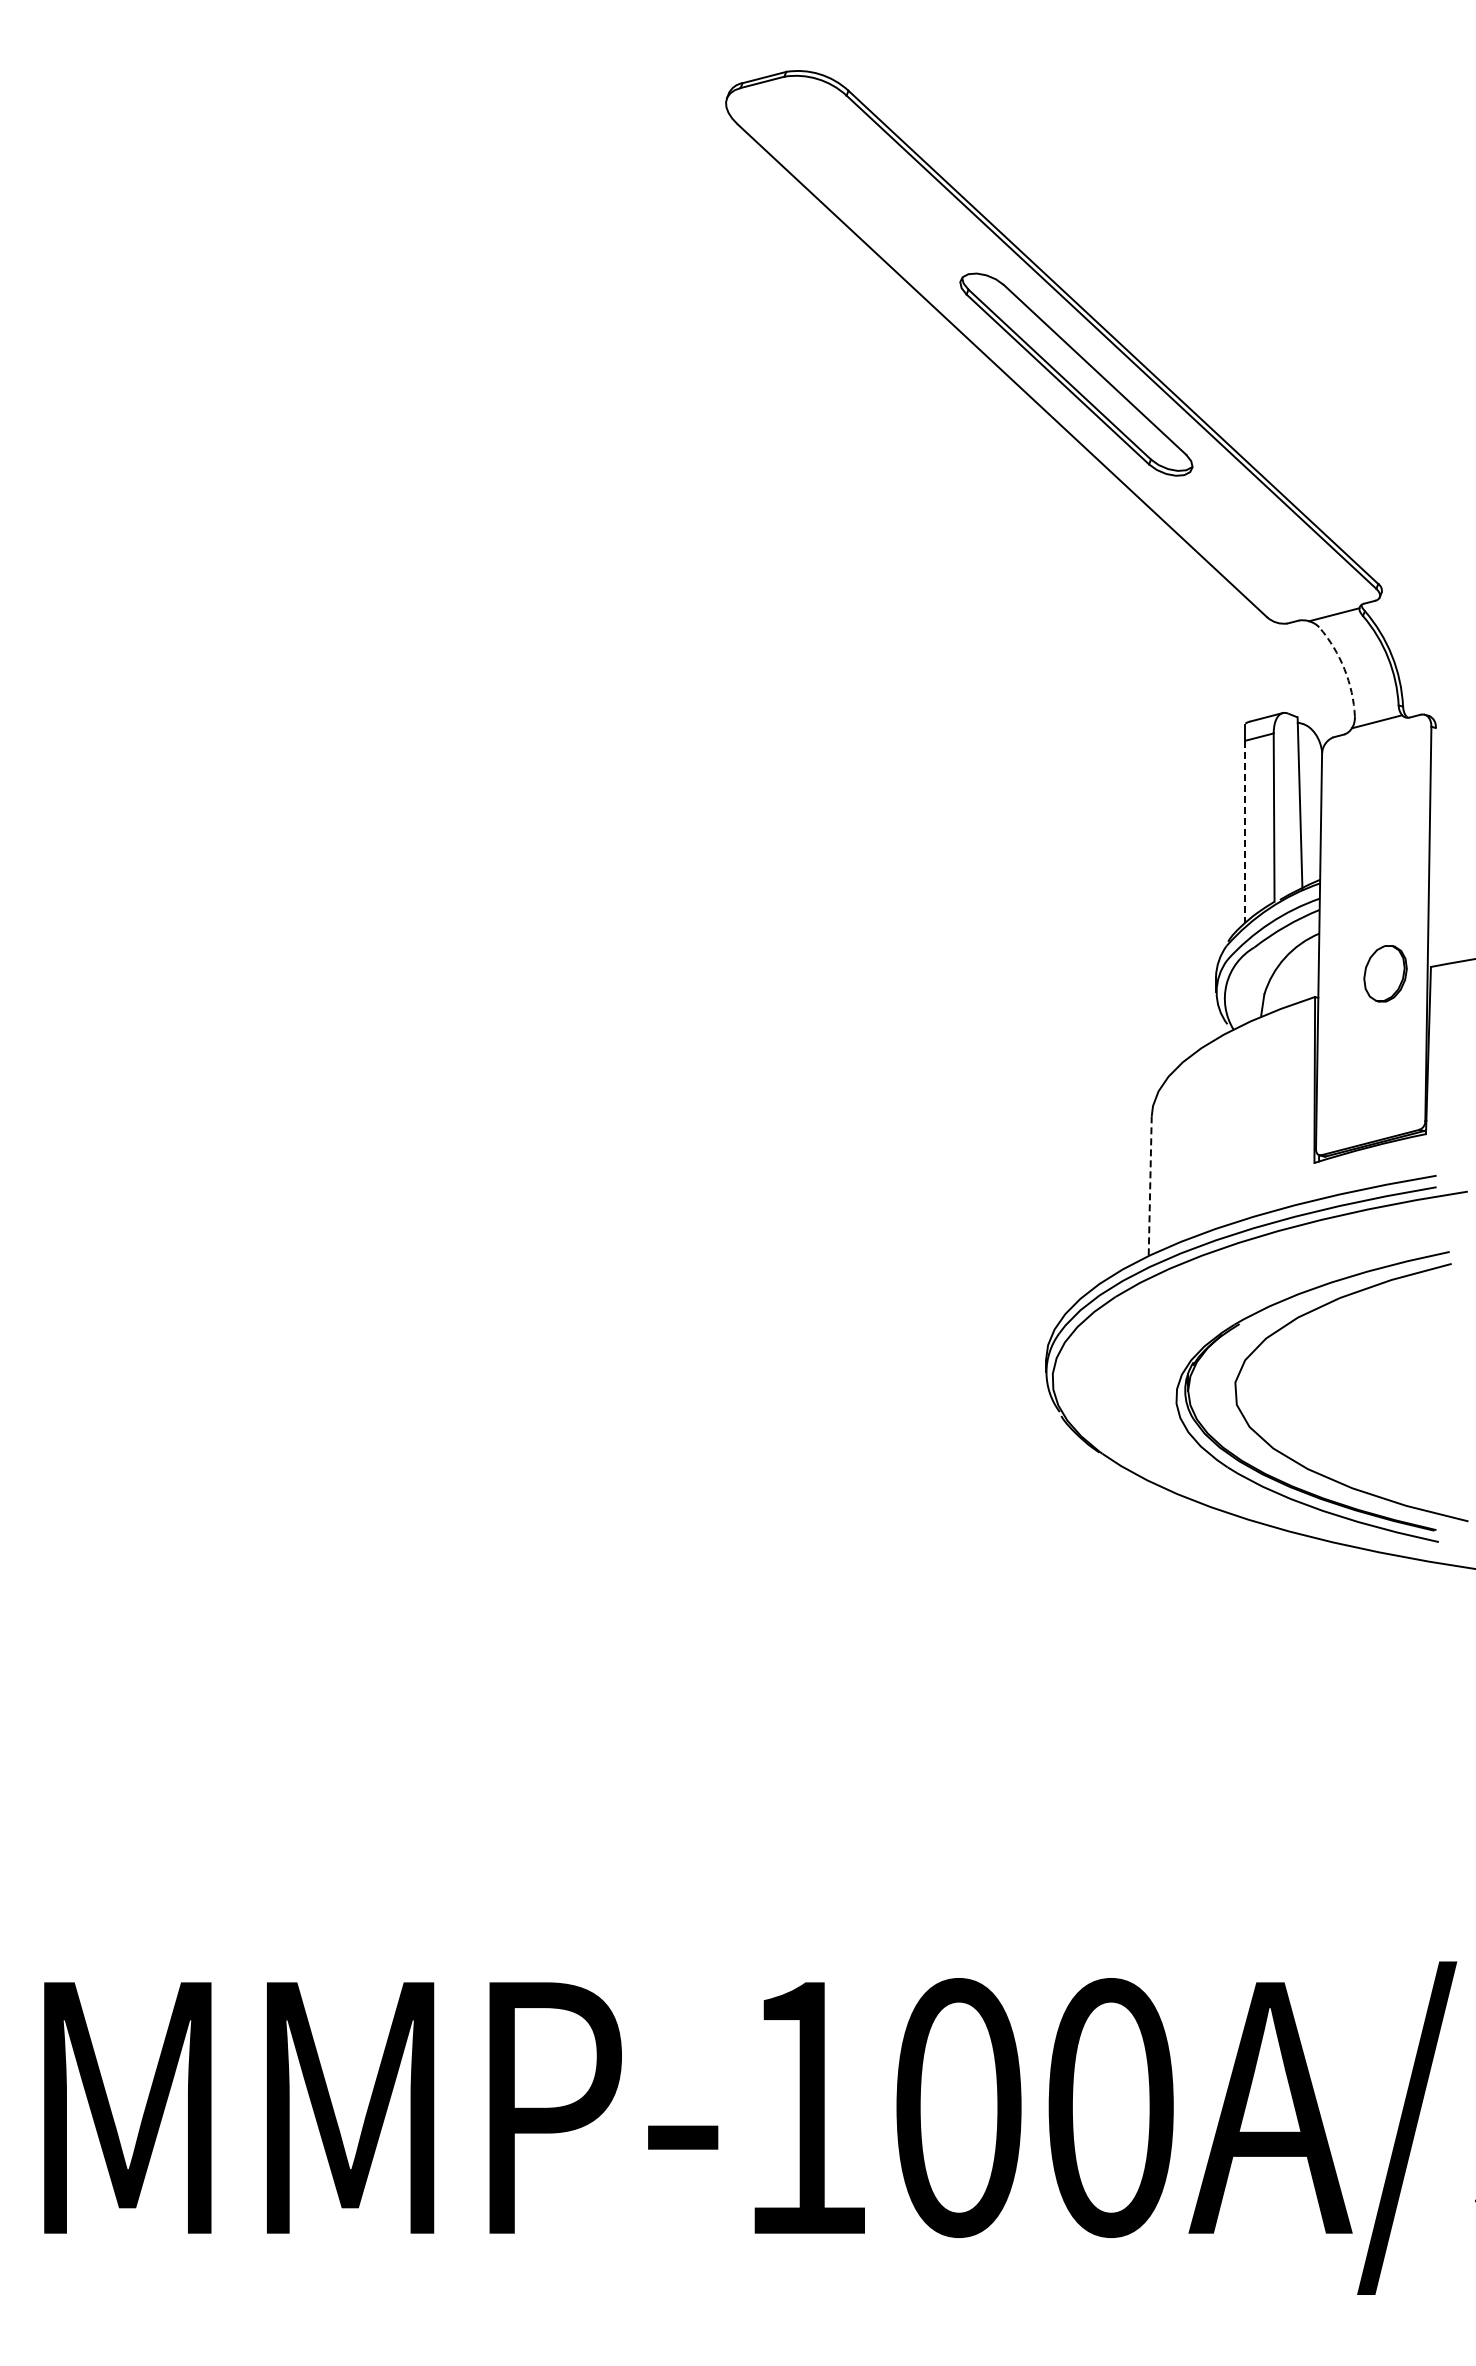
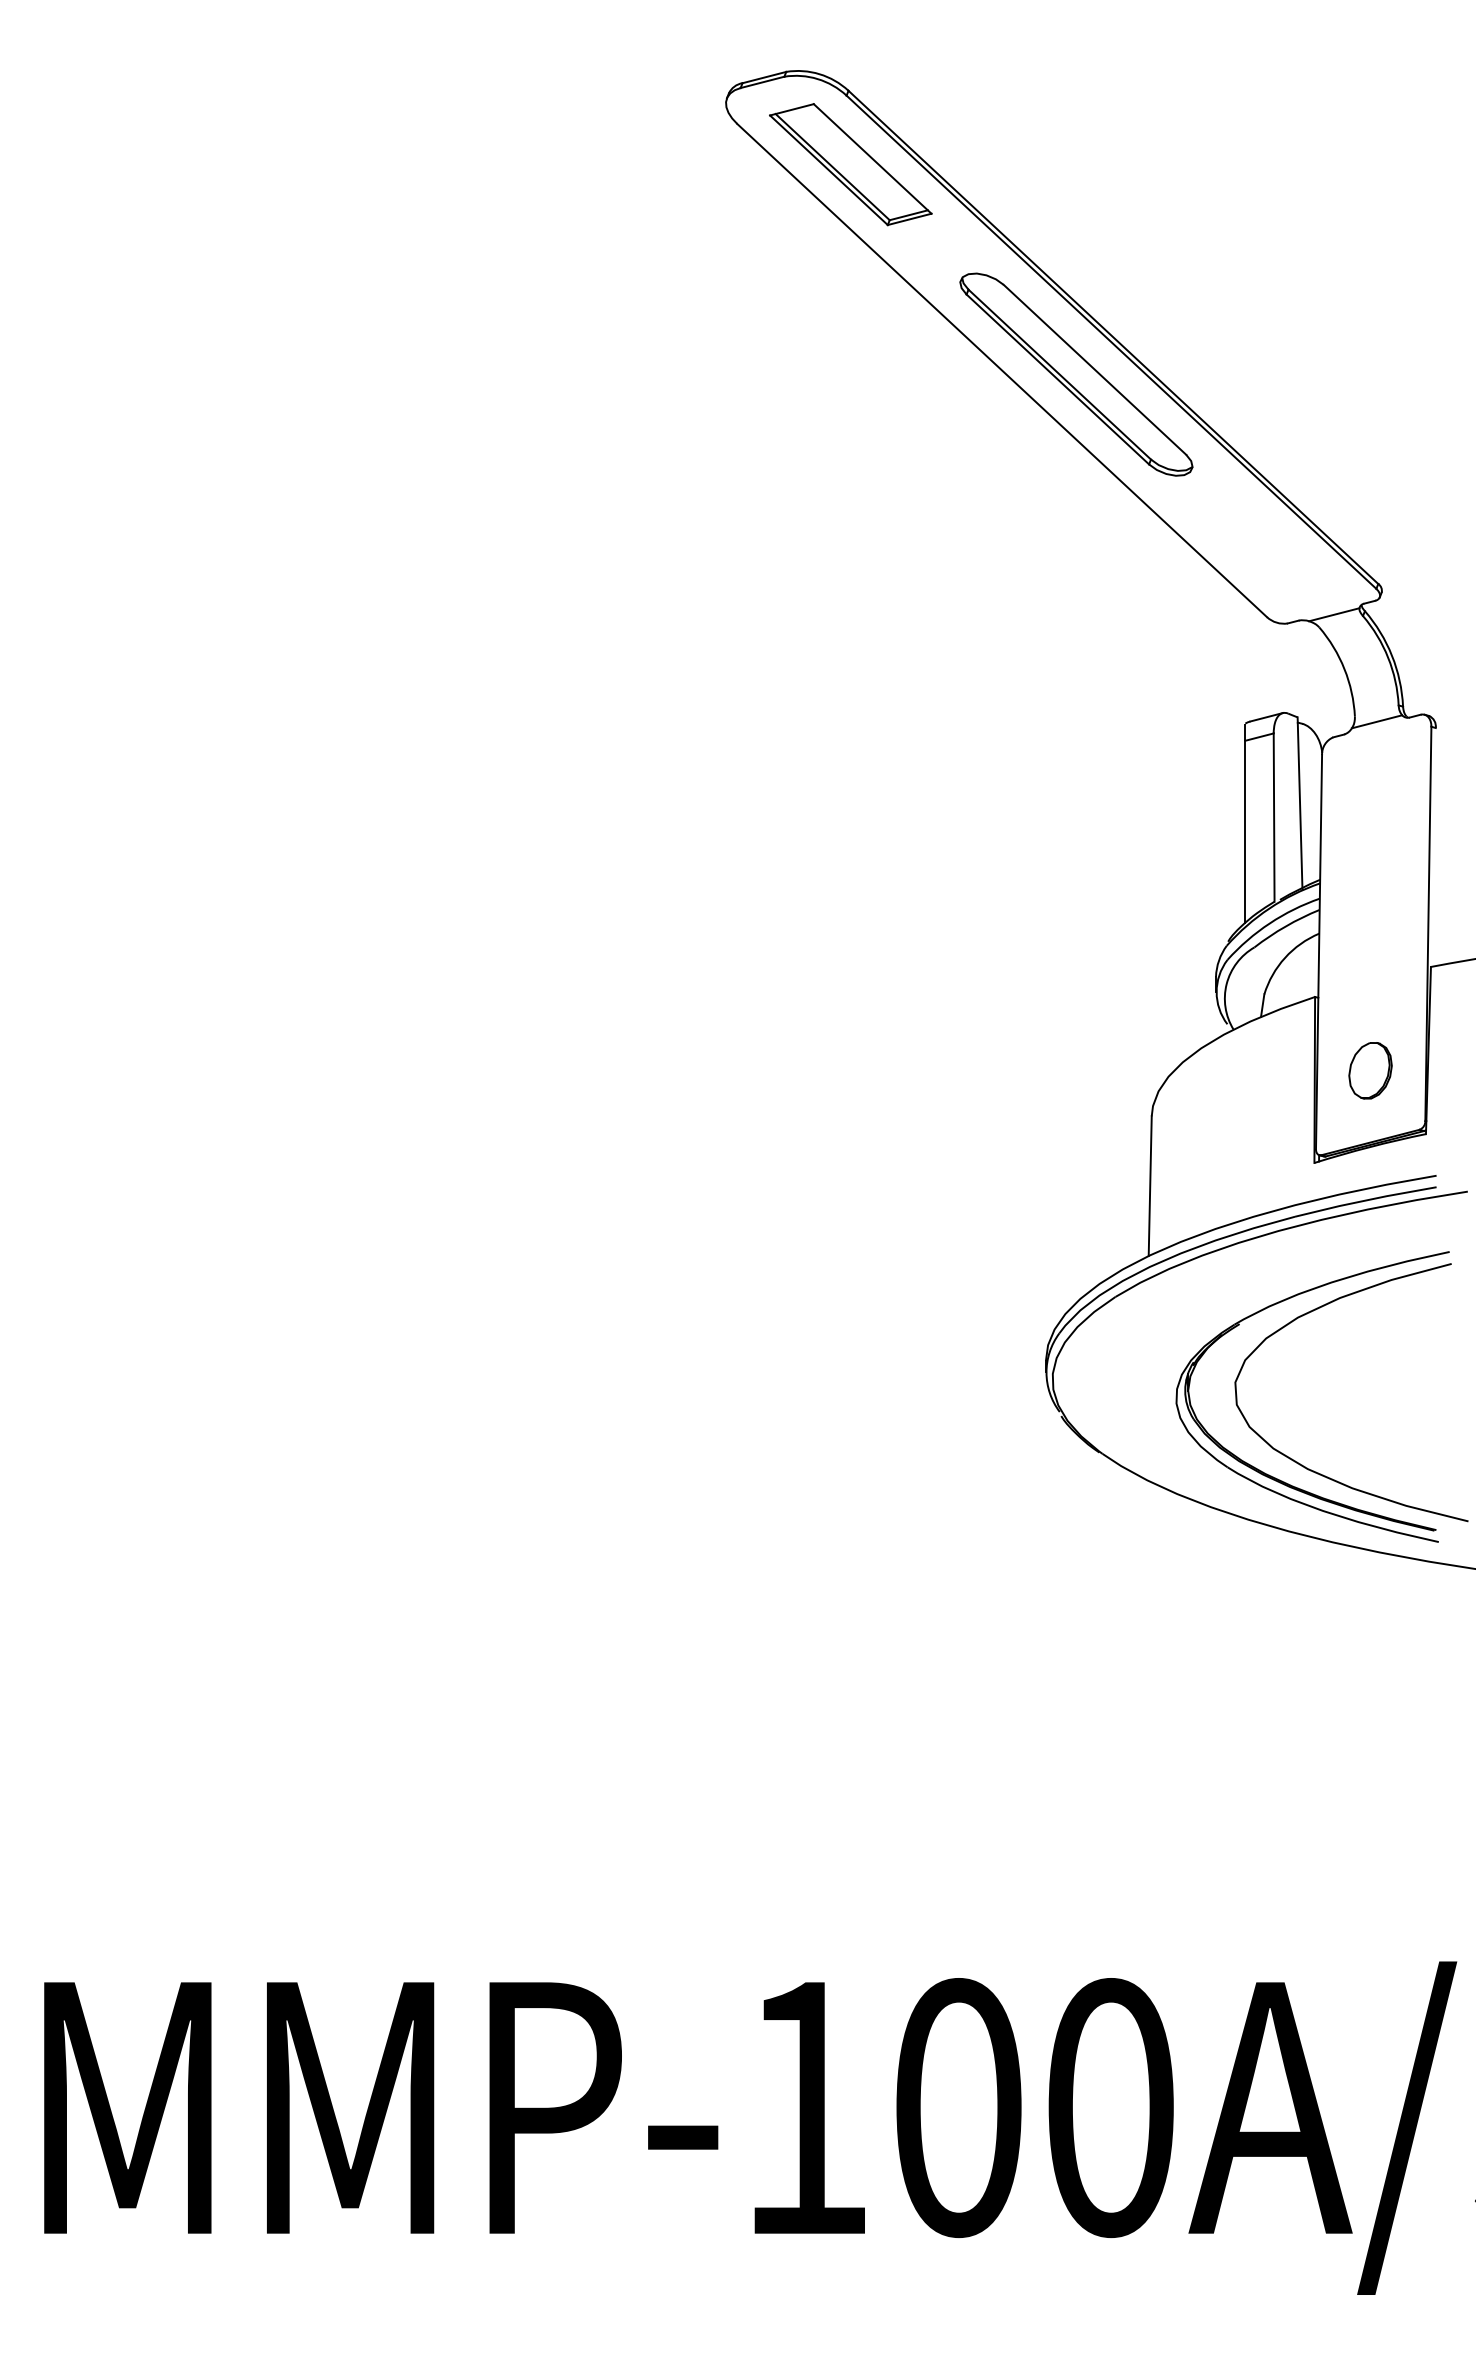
part: none -> present (850, 164)
arc: dashed -> solid (1344, 669)
line: dashed -> solid (1245, 832)
part position: (1385, 973) -> (1370, 1070) (1370, 1070)
line: dashed -> solid (1150, 1186)
